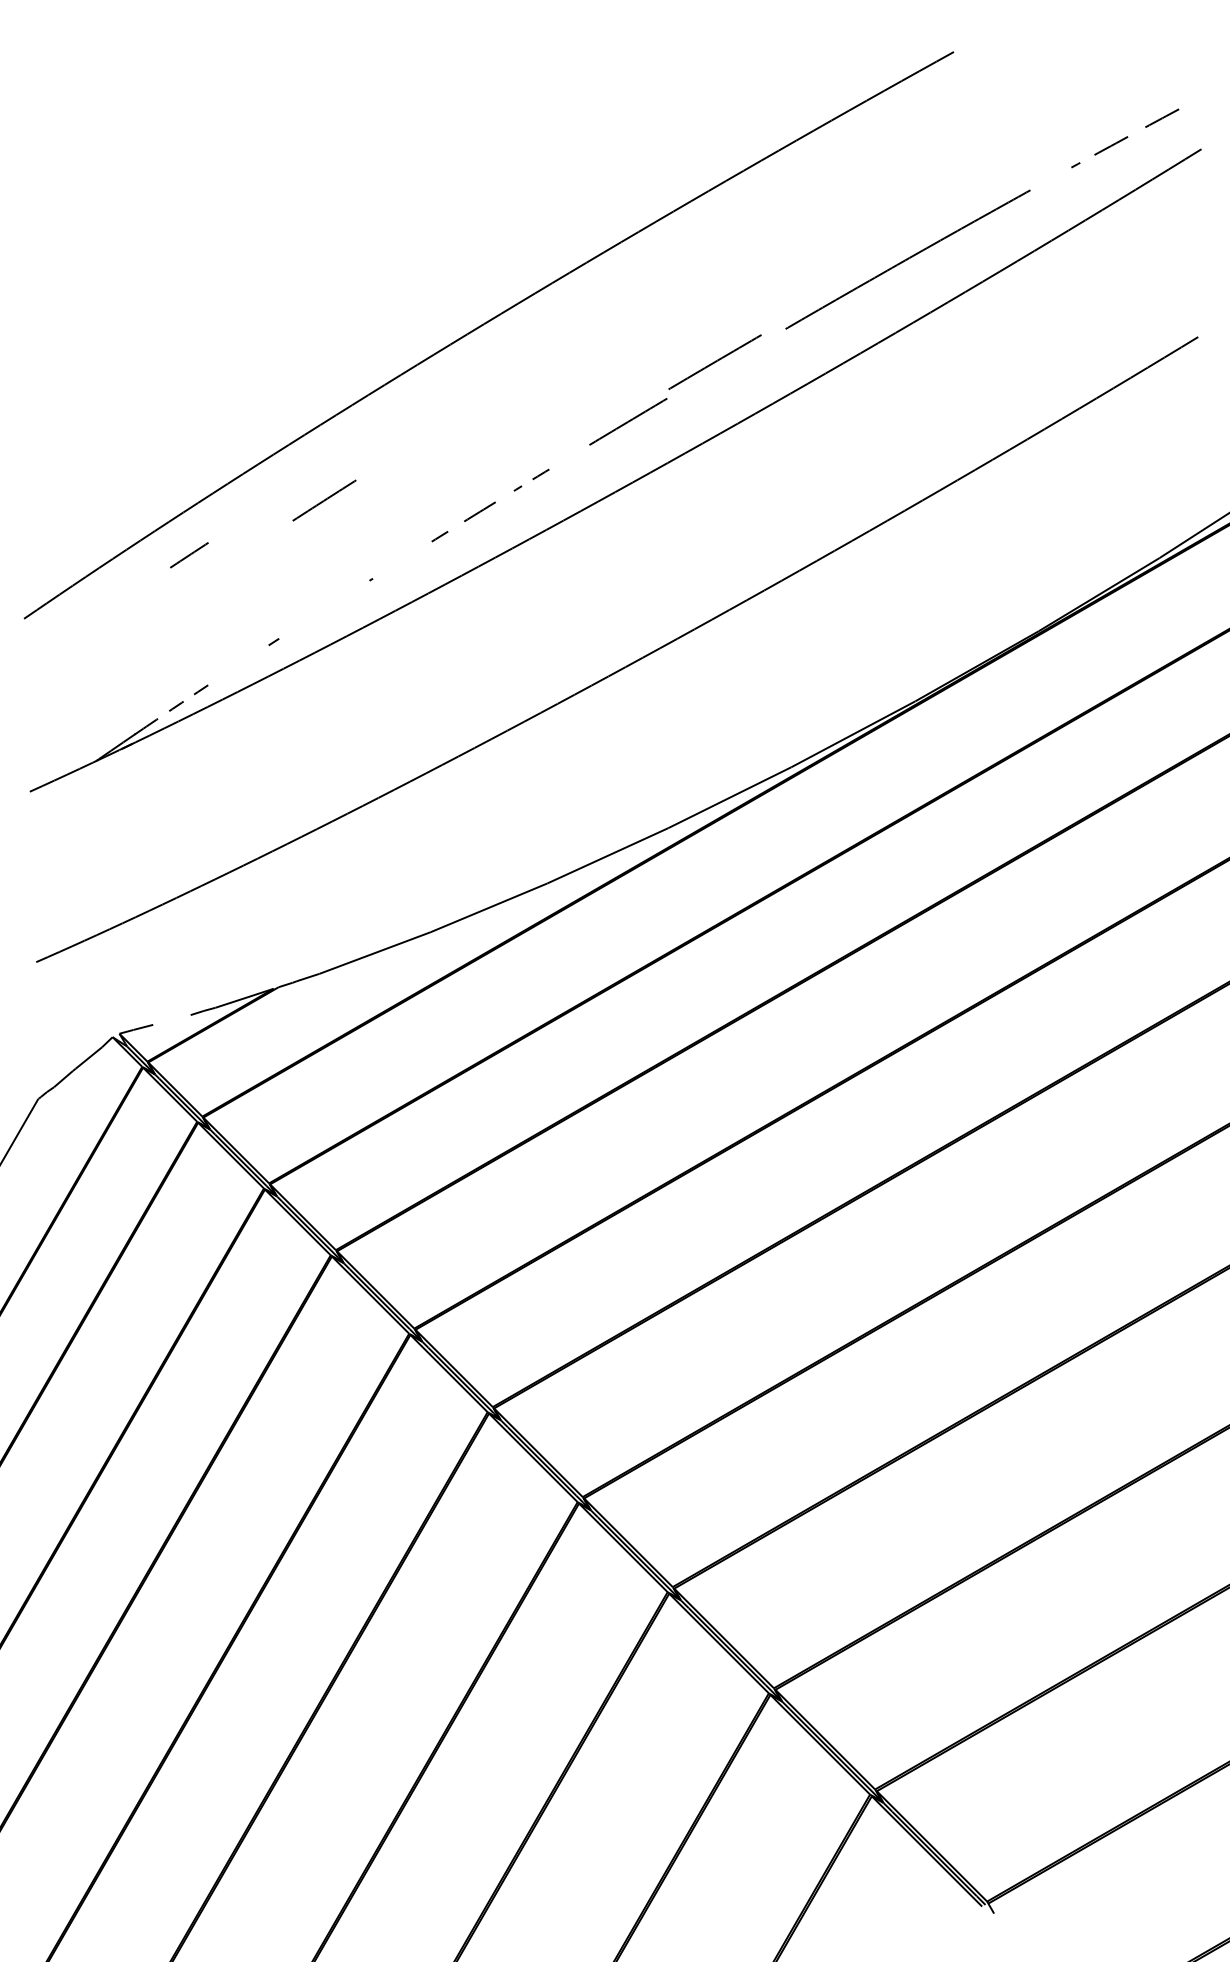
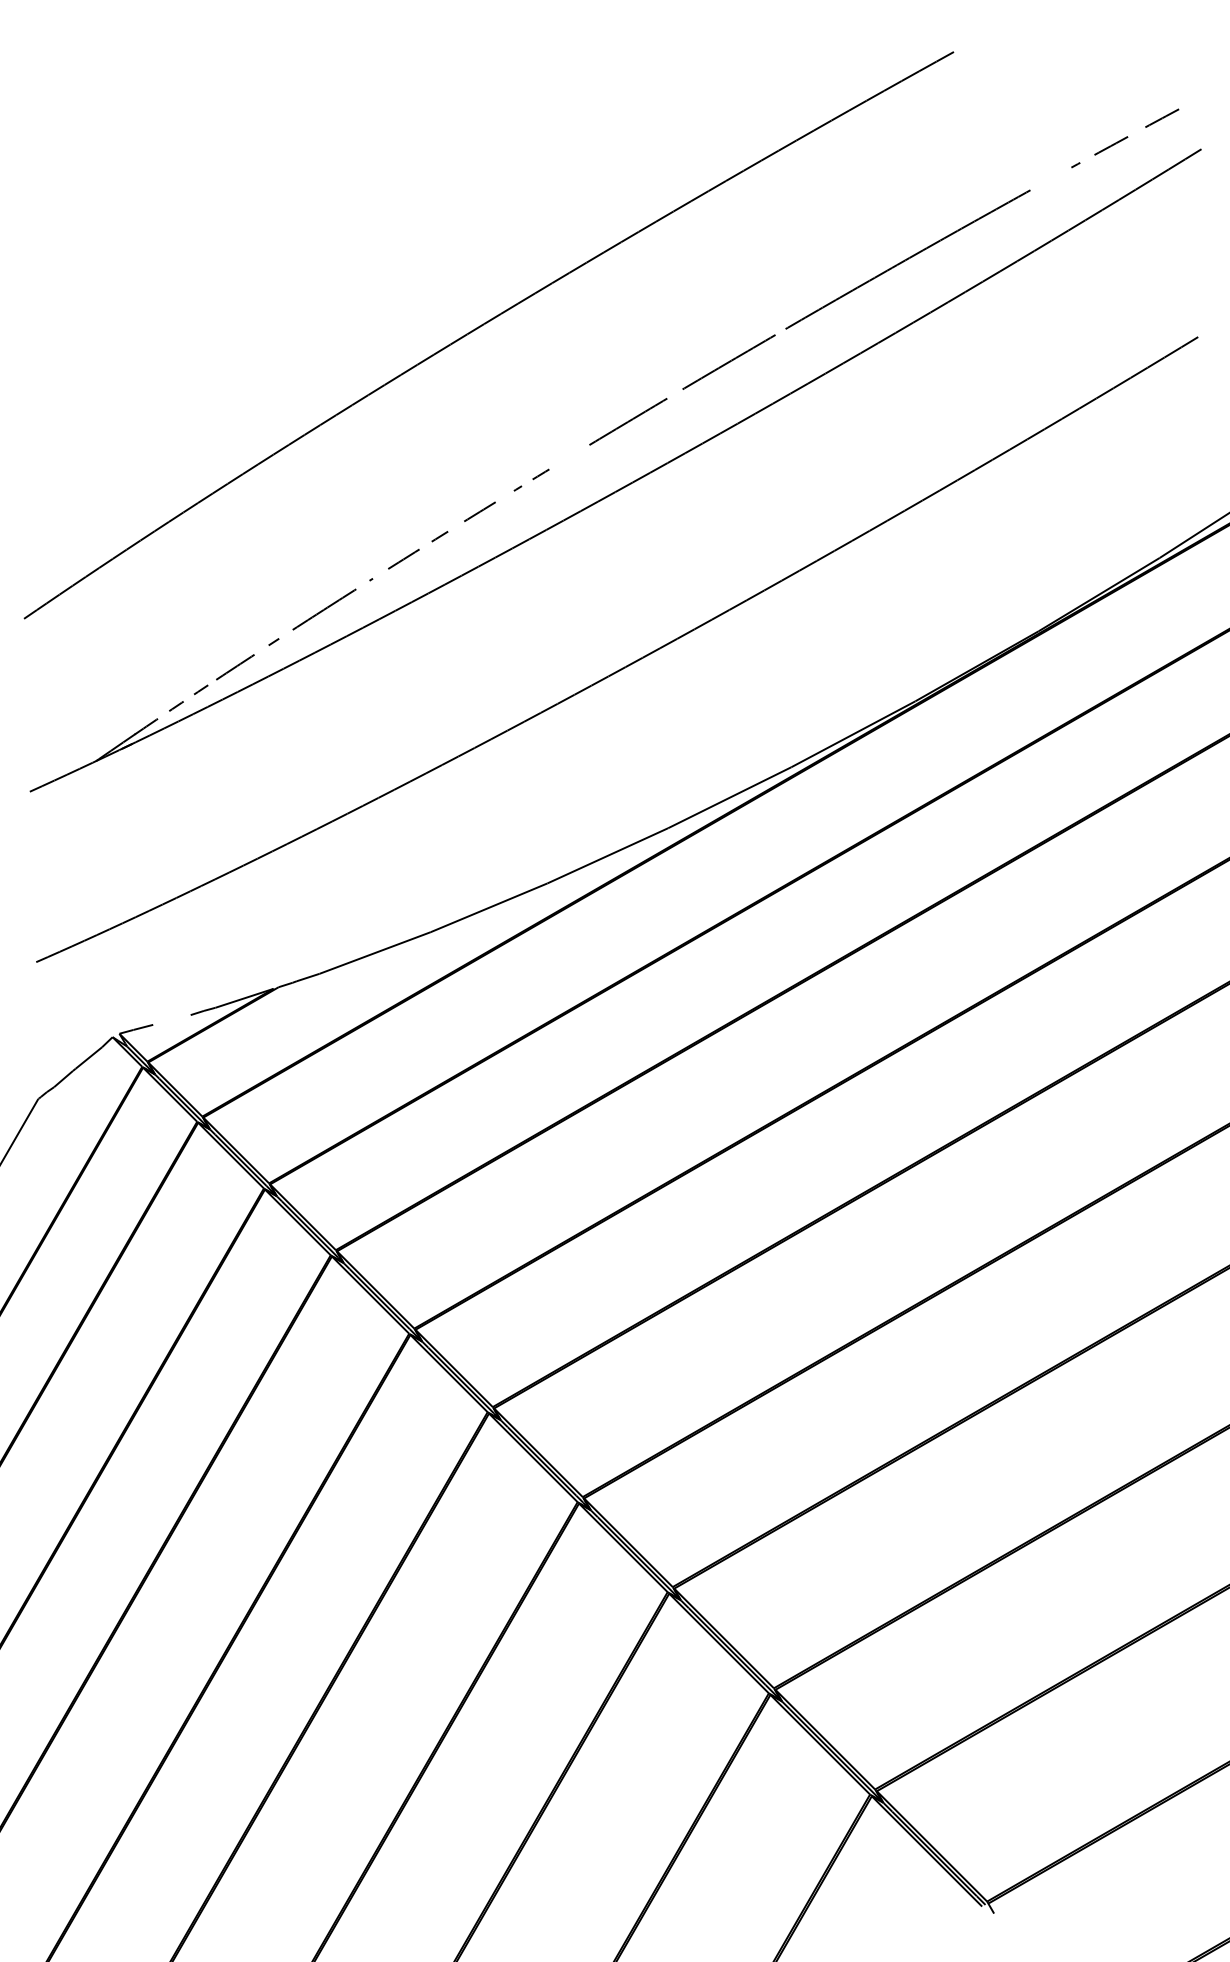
line position: (714, 361) -> (728, 361) (728, 361)
line position: (324, 500) -> (324, 609) (324, 609)
line position: (189, 555) -> (235, 667) (235, 667)
line: none -> present (403, 558)
